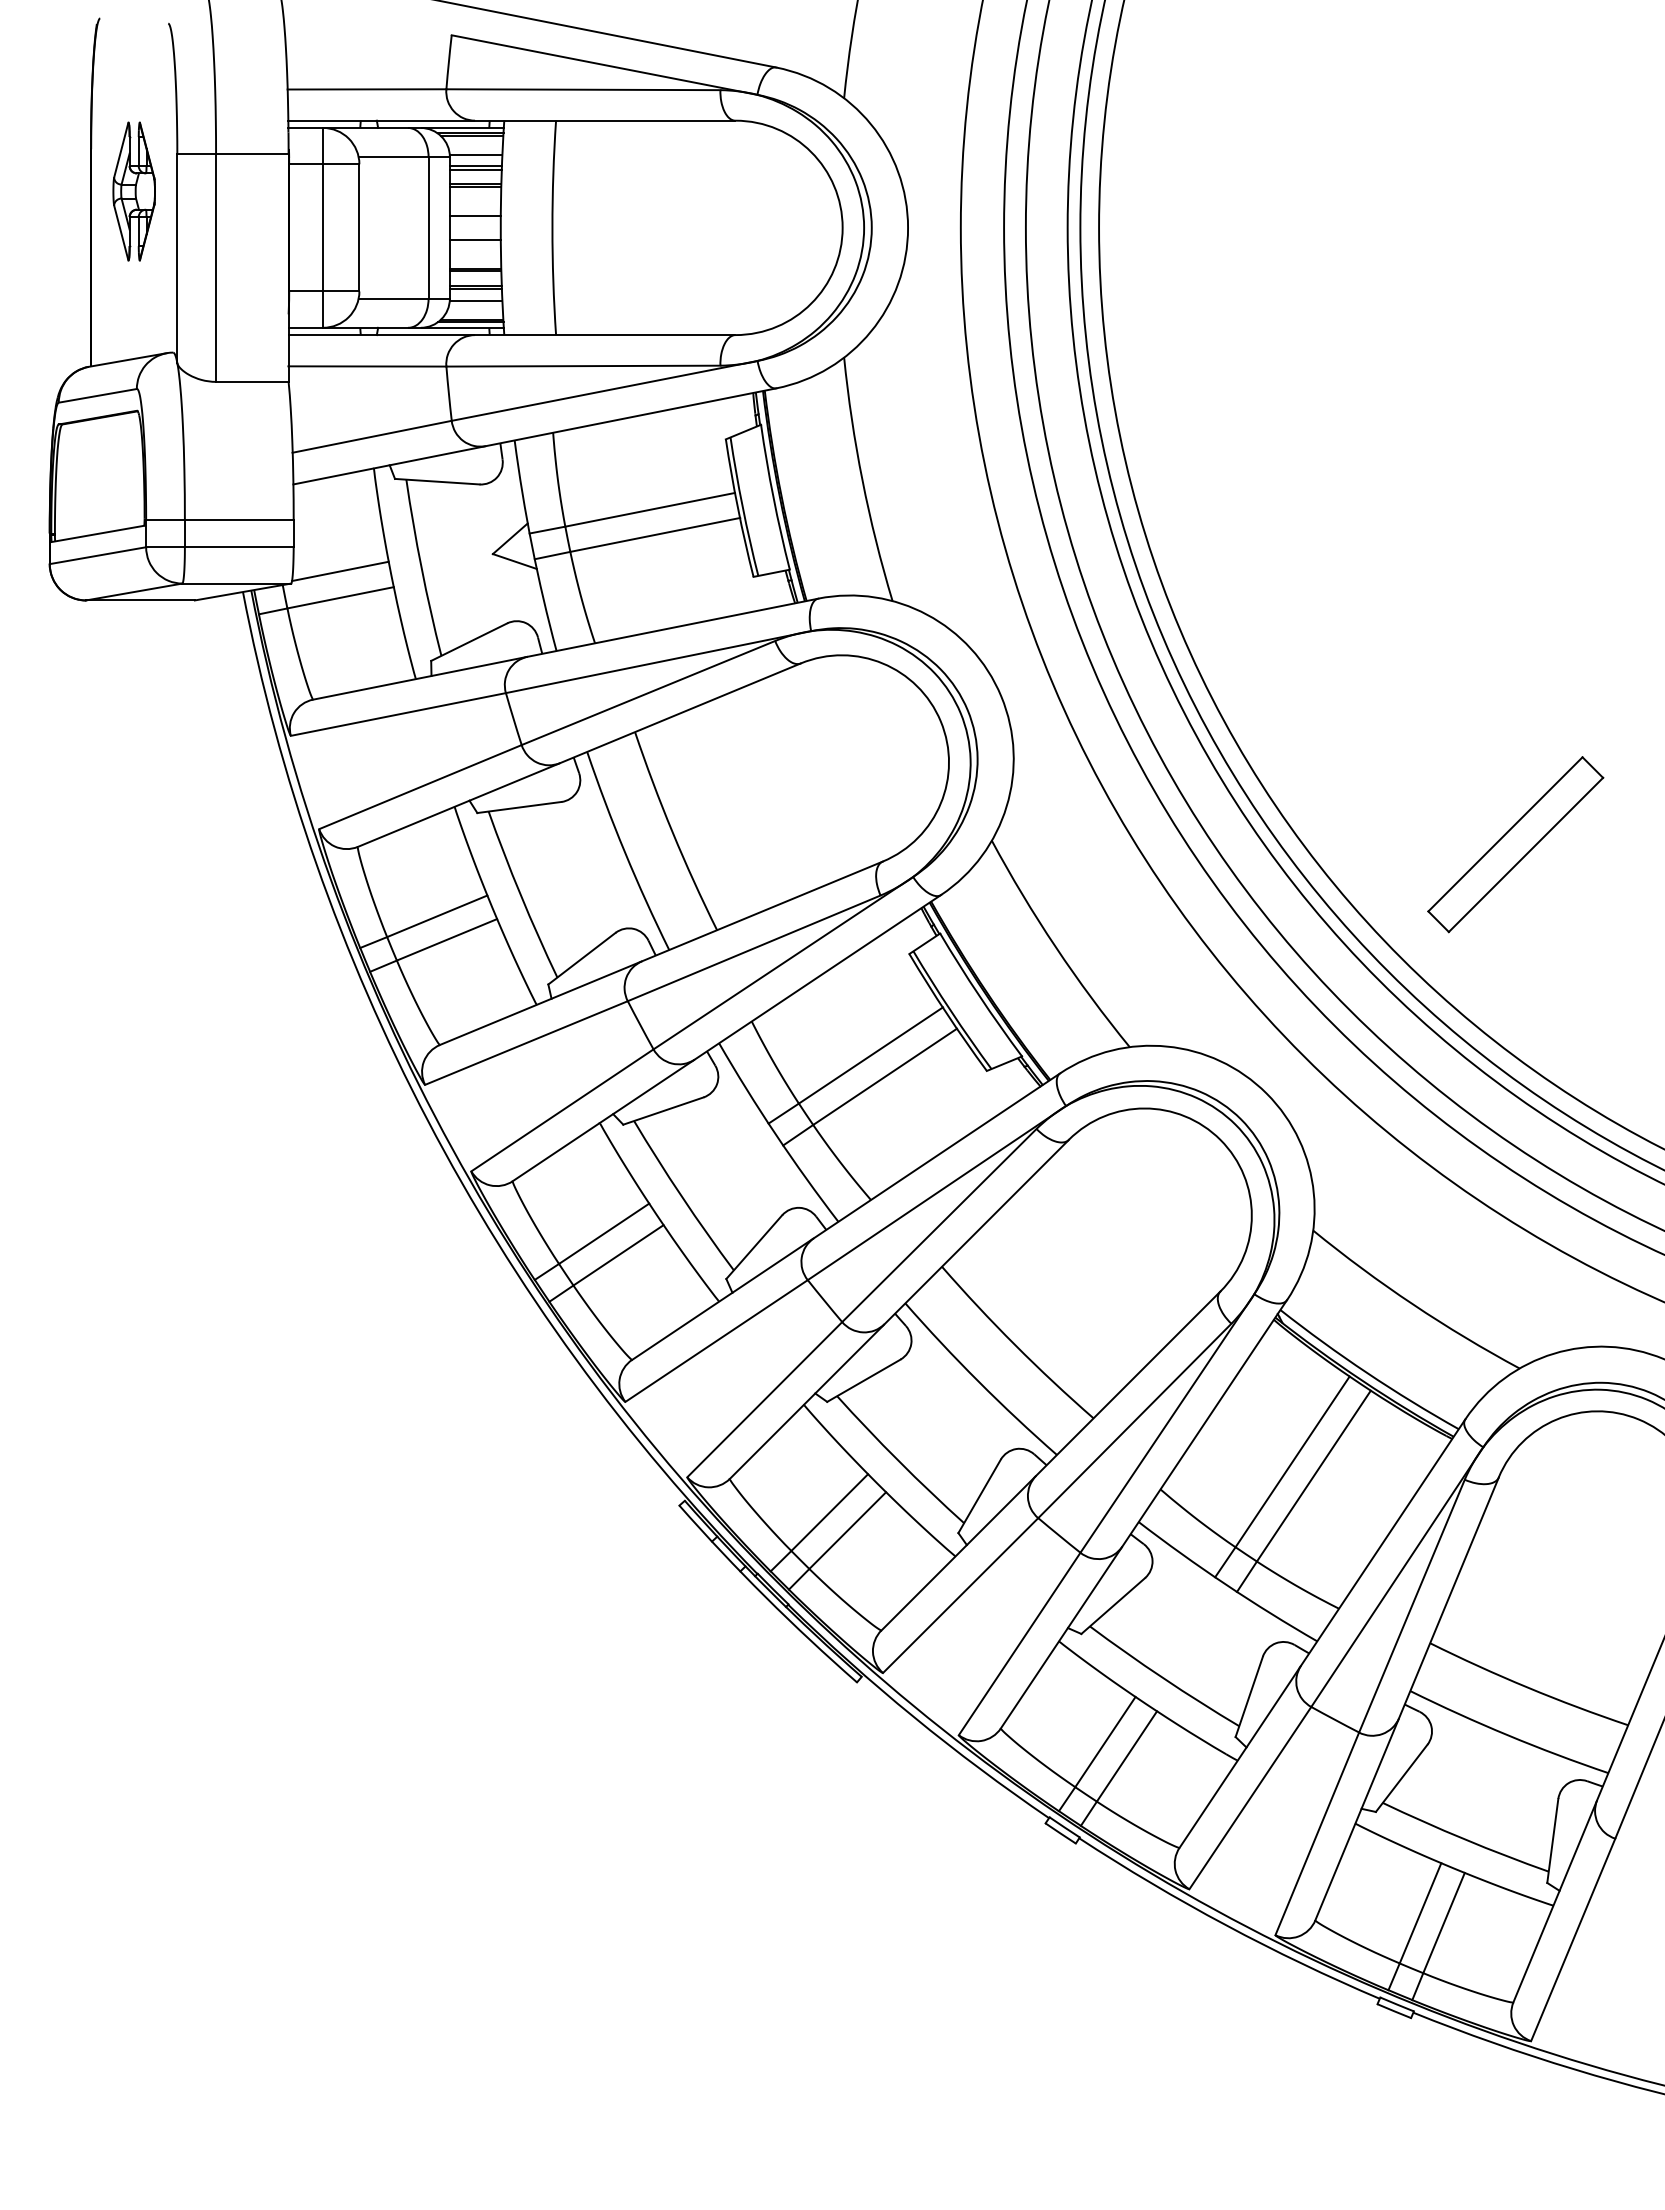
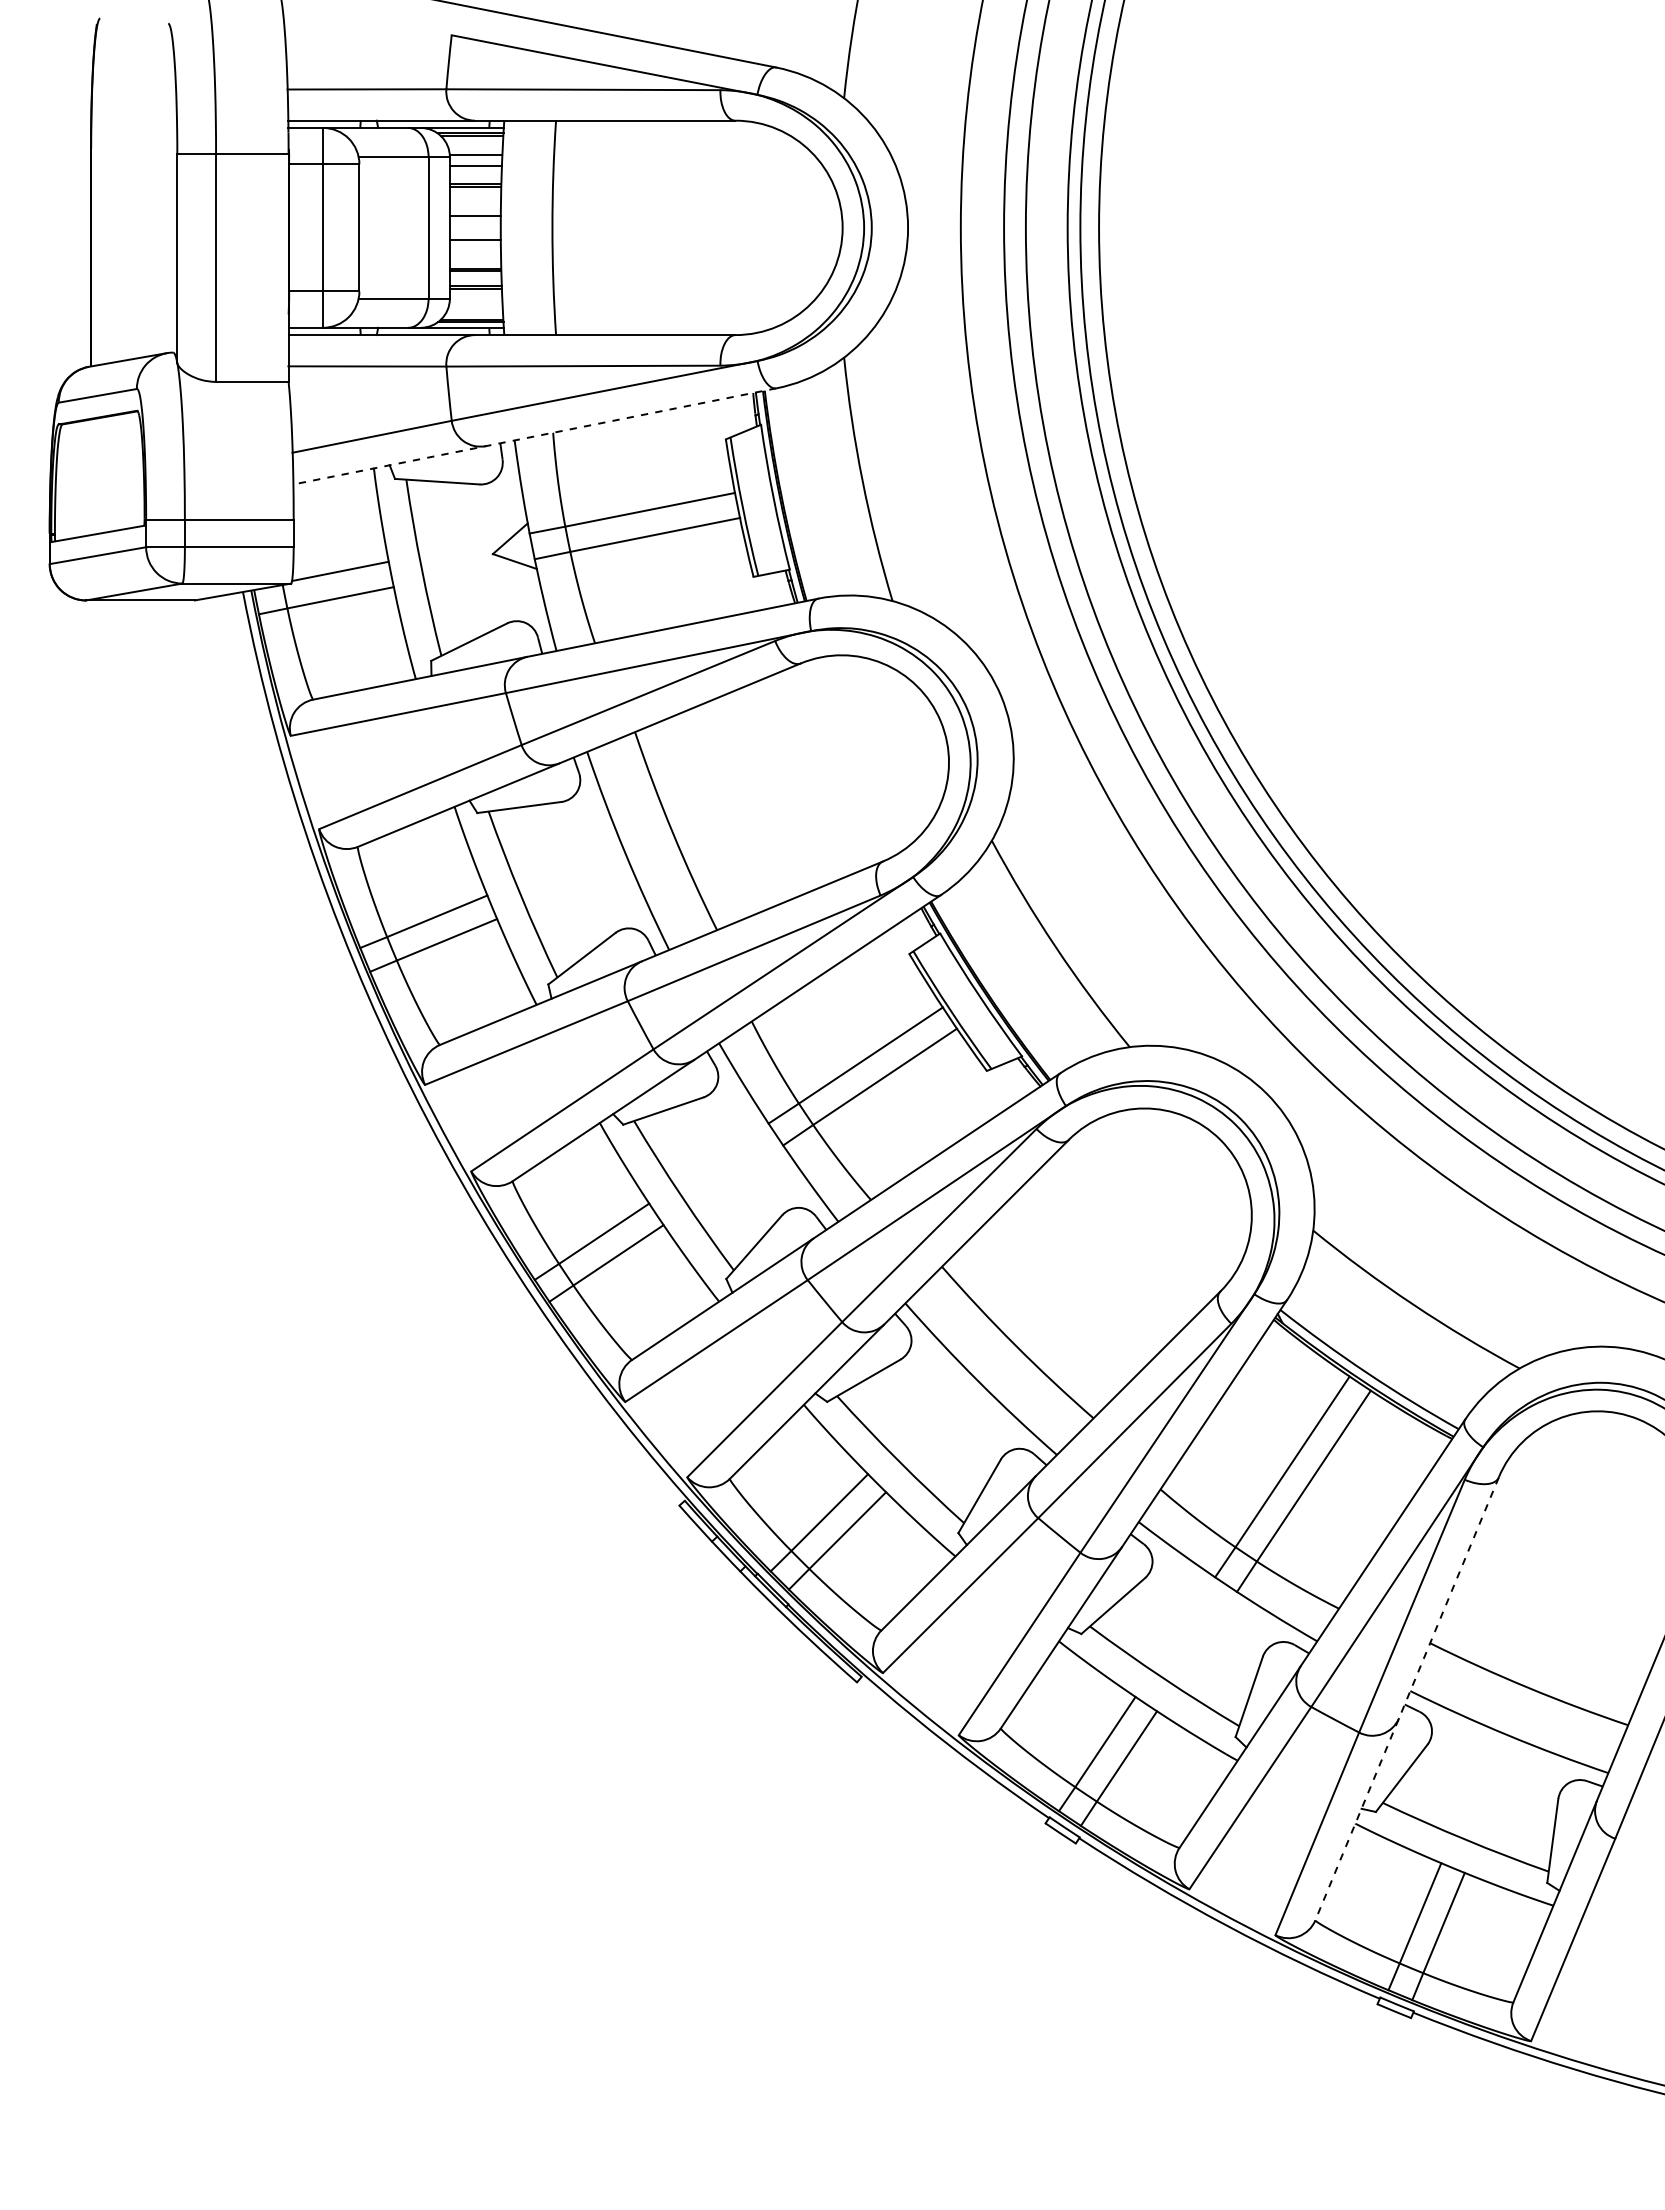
line: present -> none (475, 169)
part: present -> none (133, 191)
line: present -> none (475, 301)
line: solid -> dashed (534, 436)
part: present -> none (1515, 844)
line: solid -> dashed (1407, 1698)
